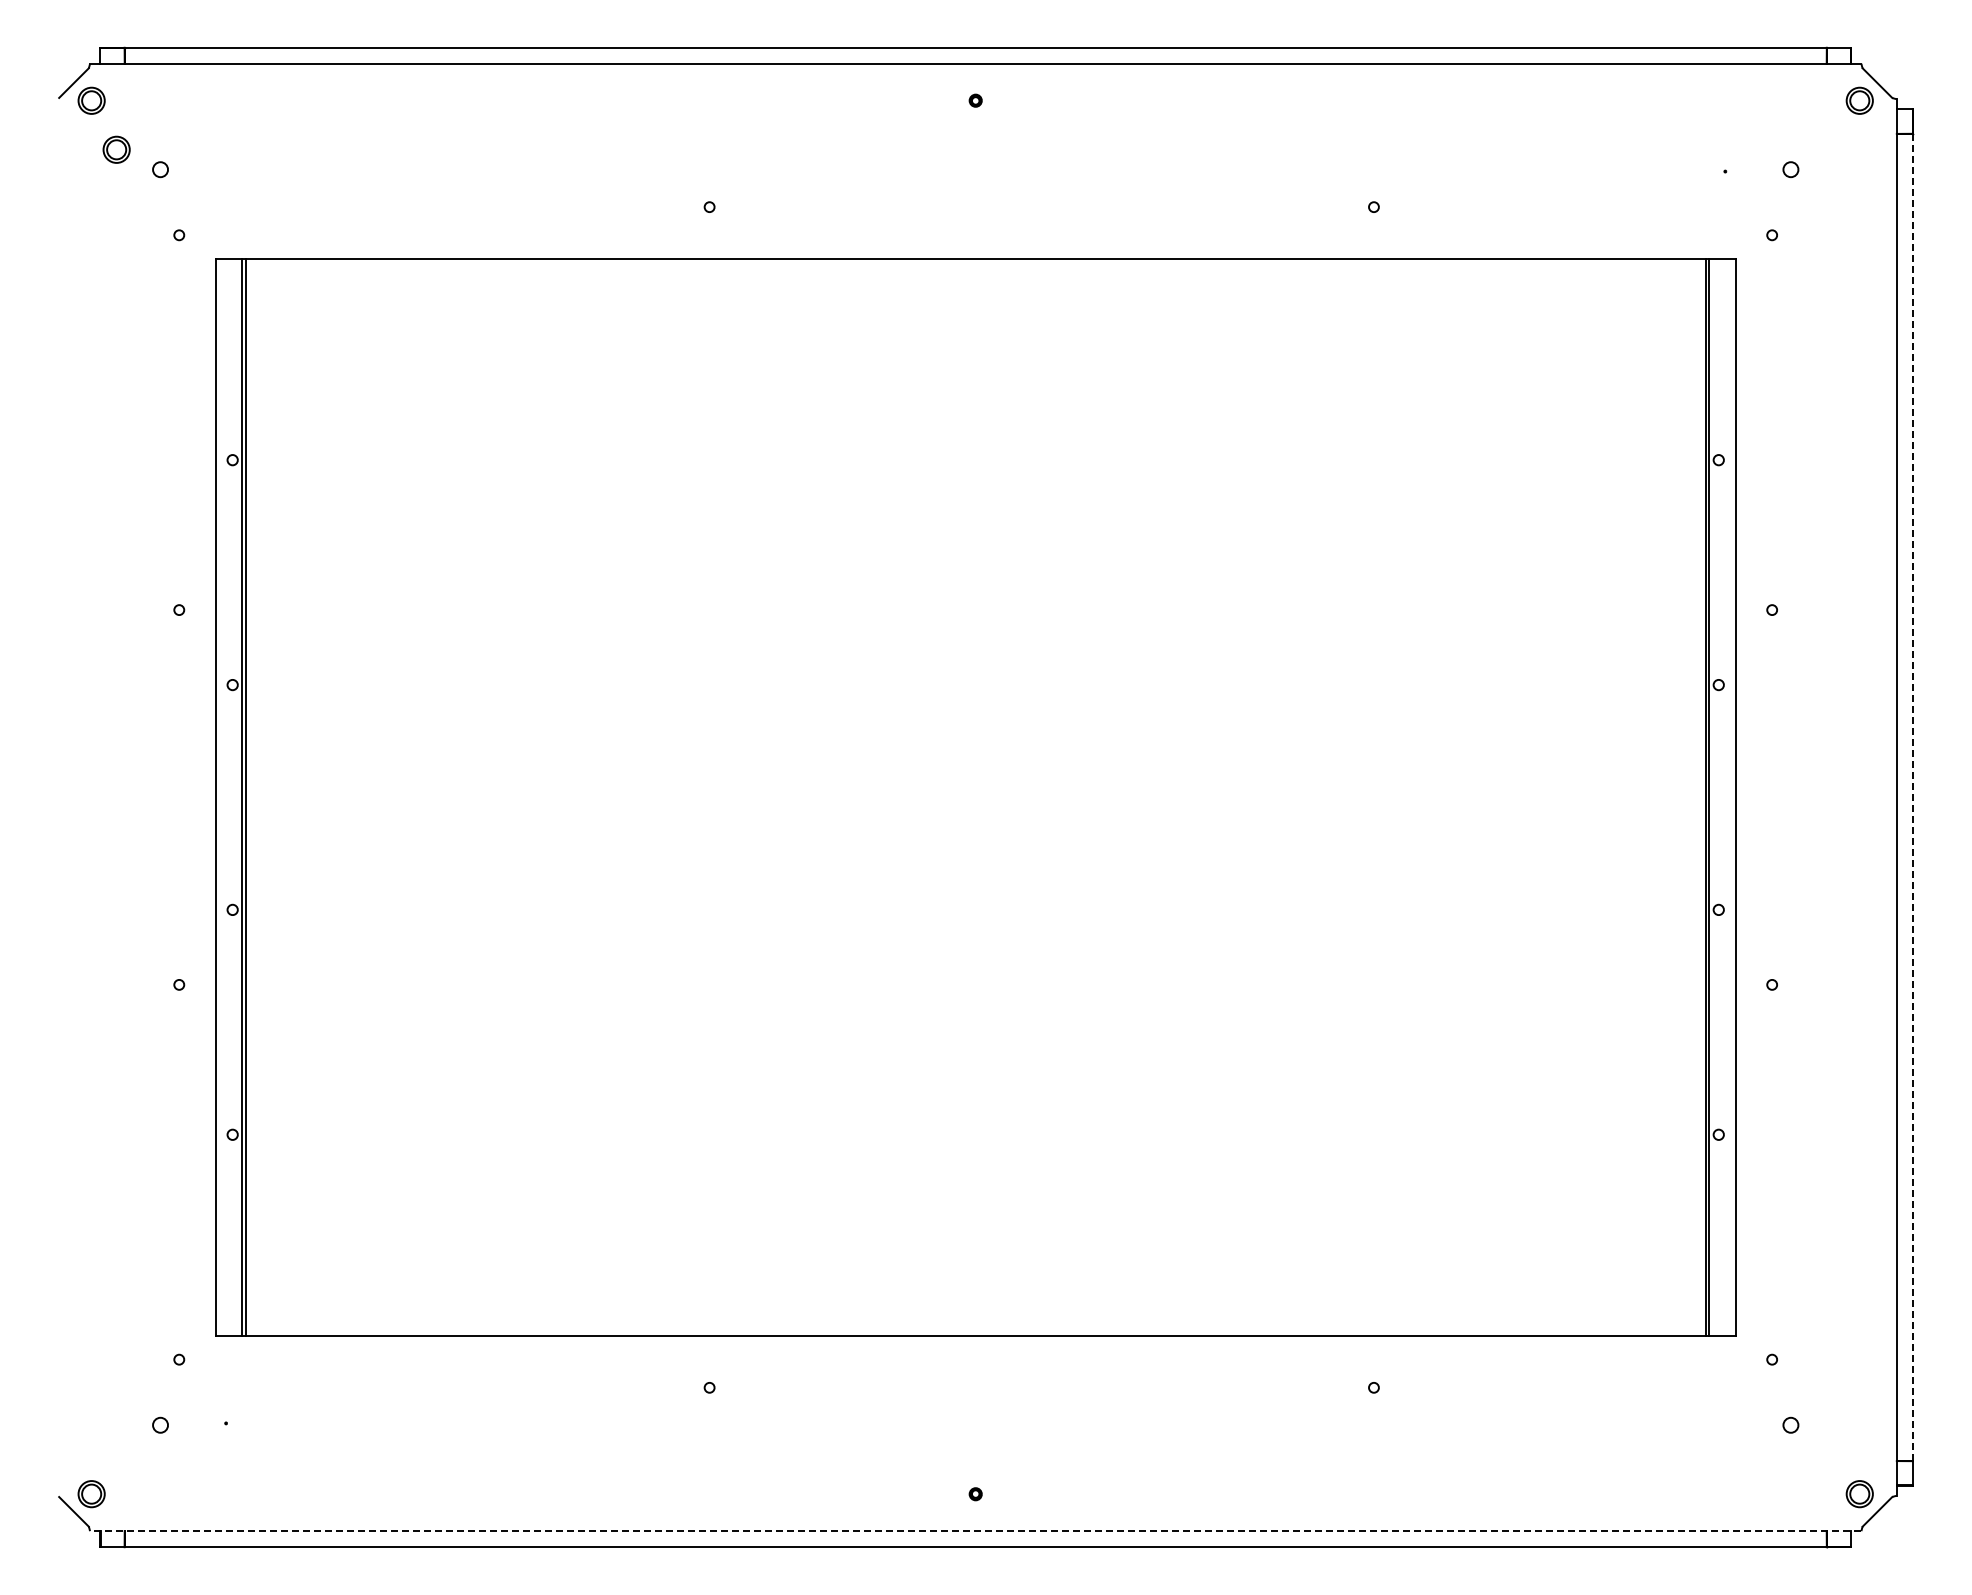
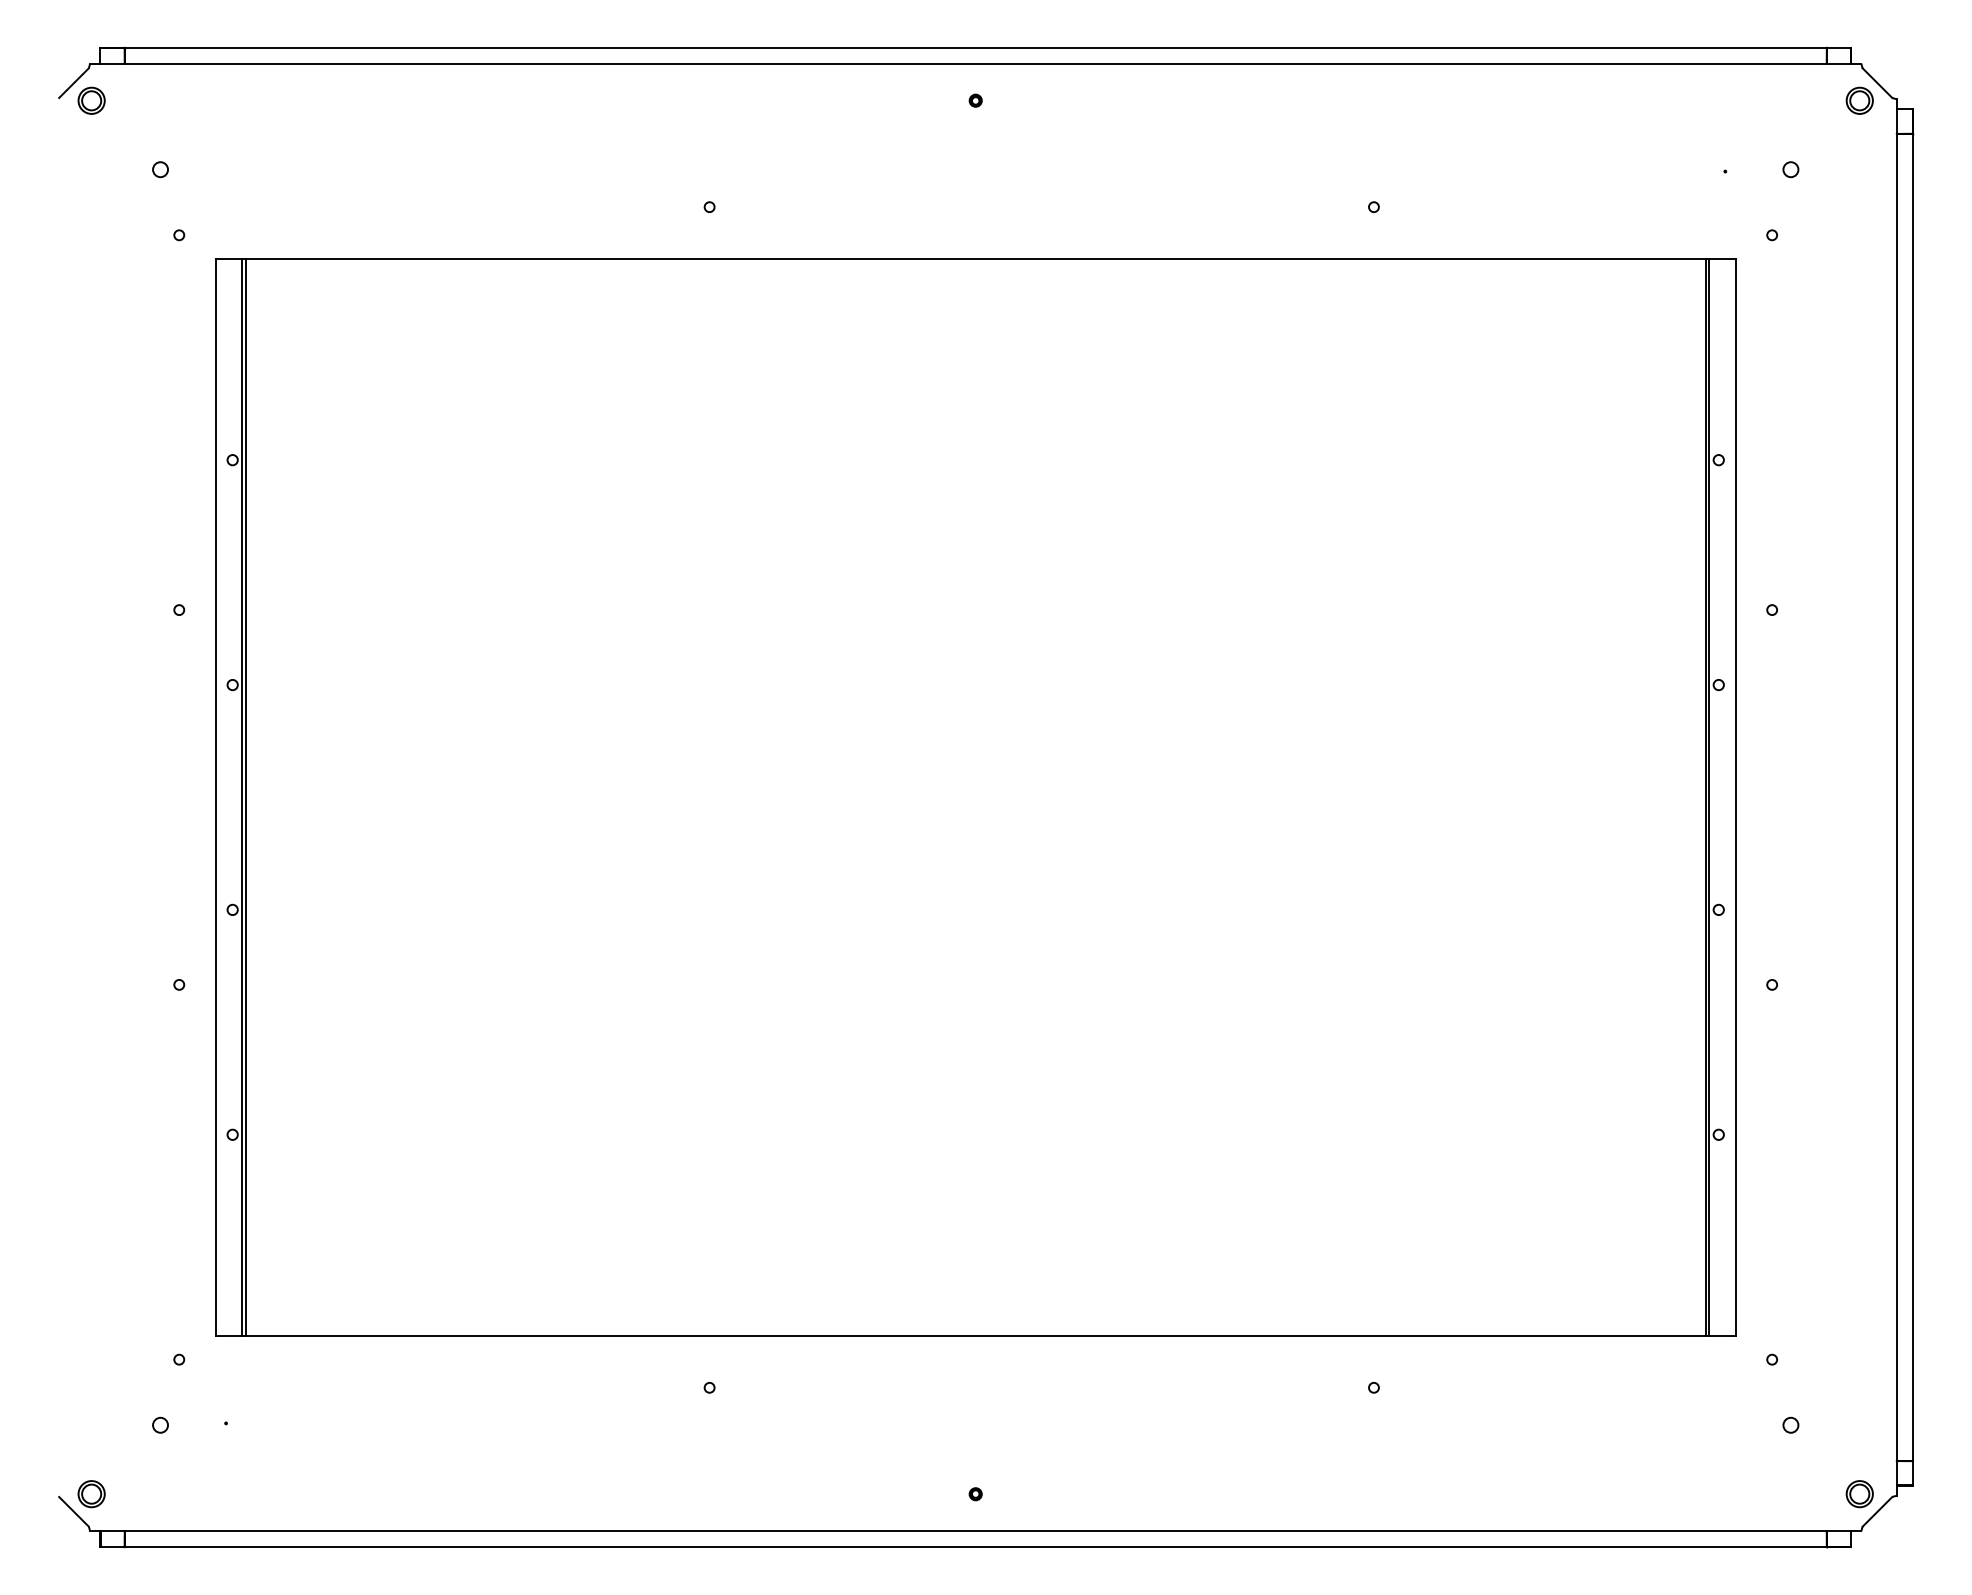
part: present -> none (116, 149)
line: dashed -> solid (1912, 796)
line: dashed -> solid (975, 1531)
